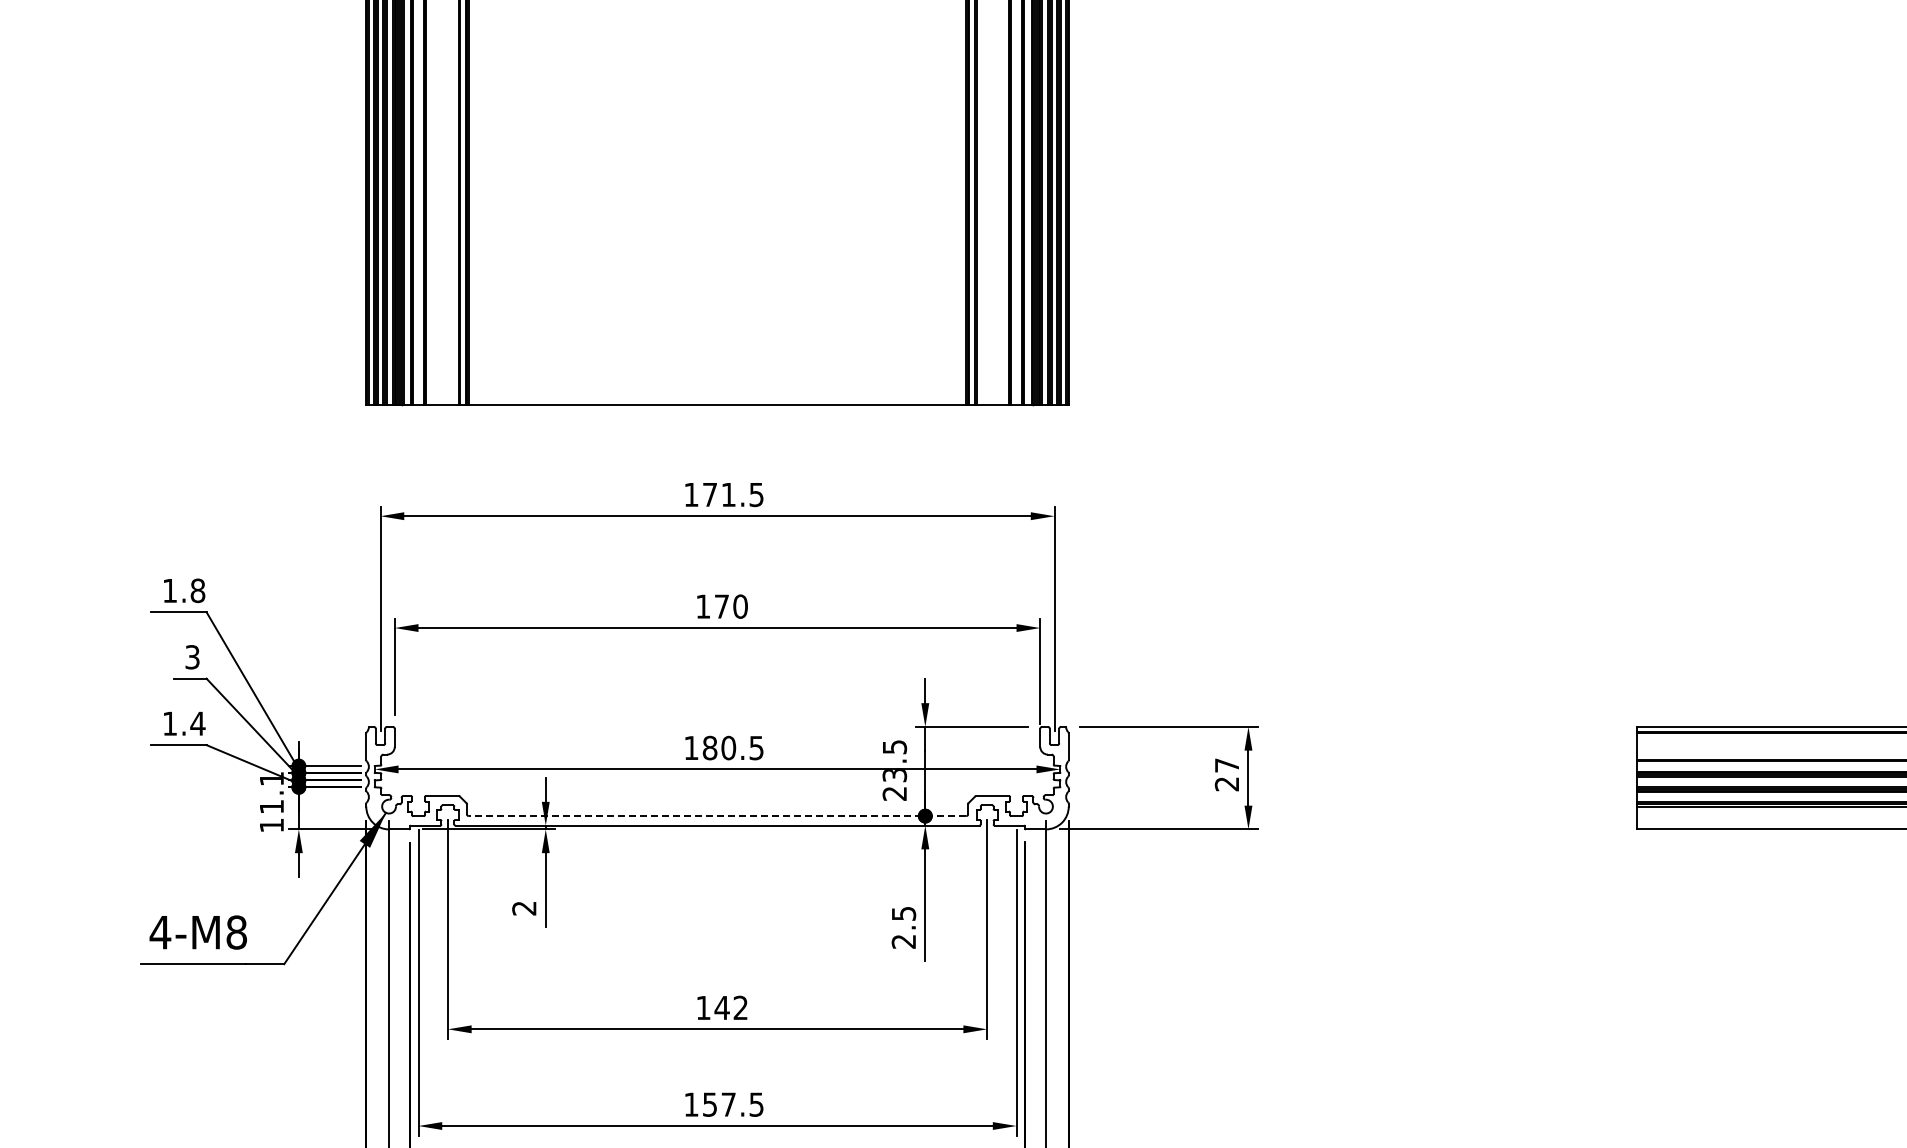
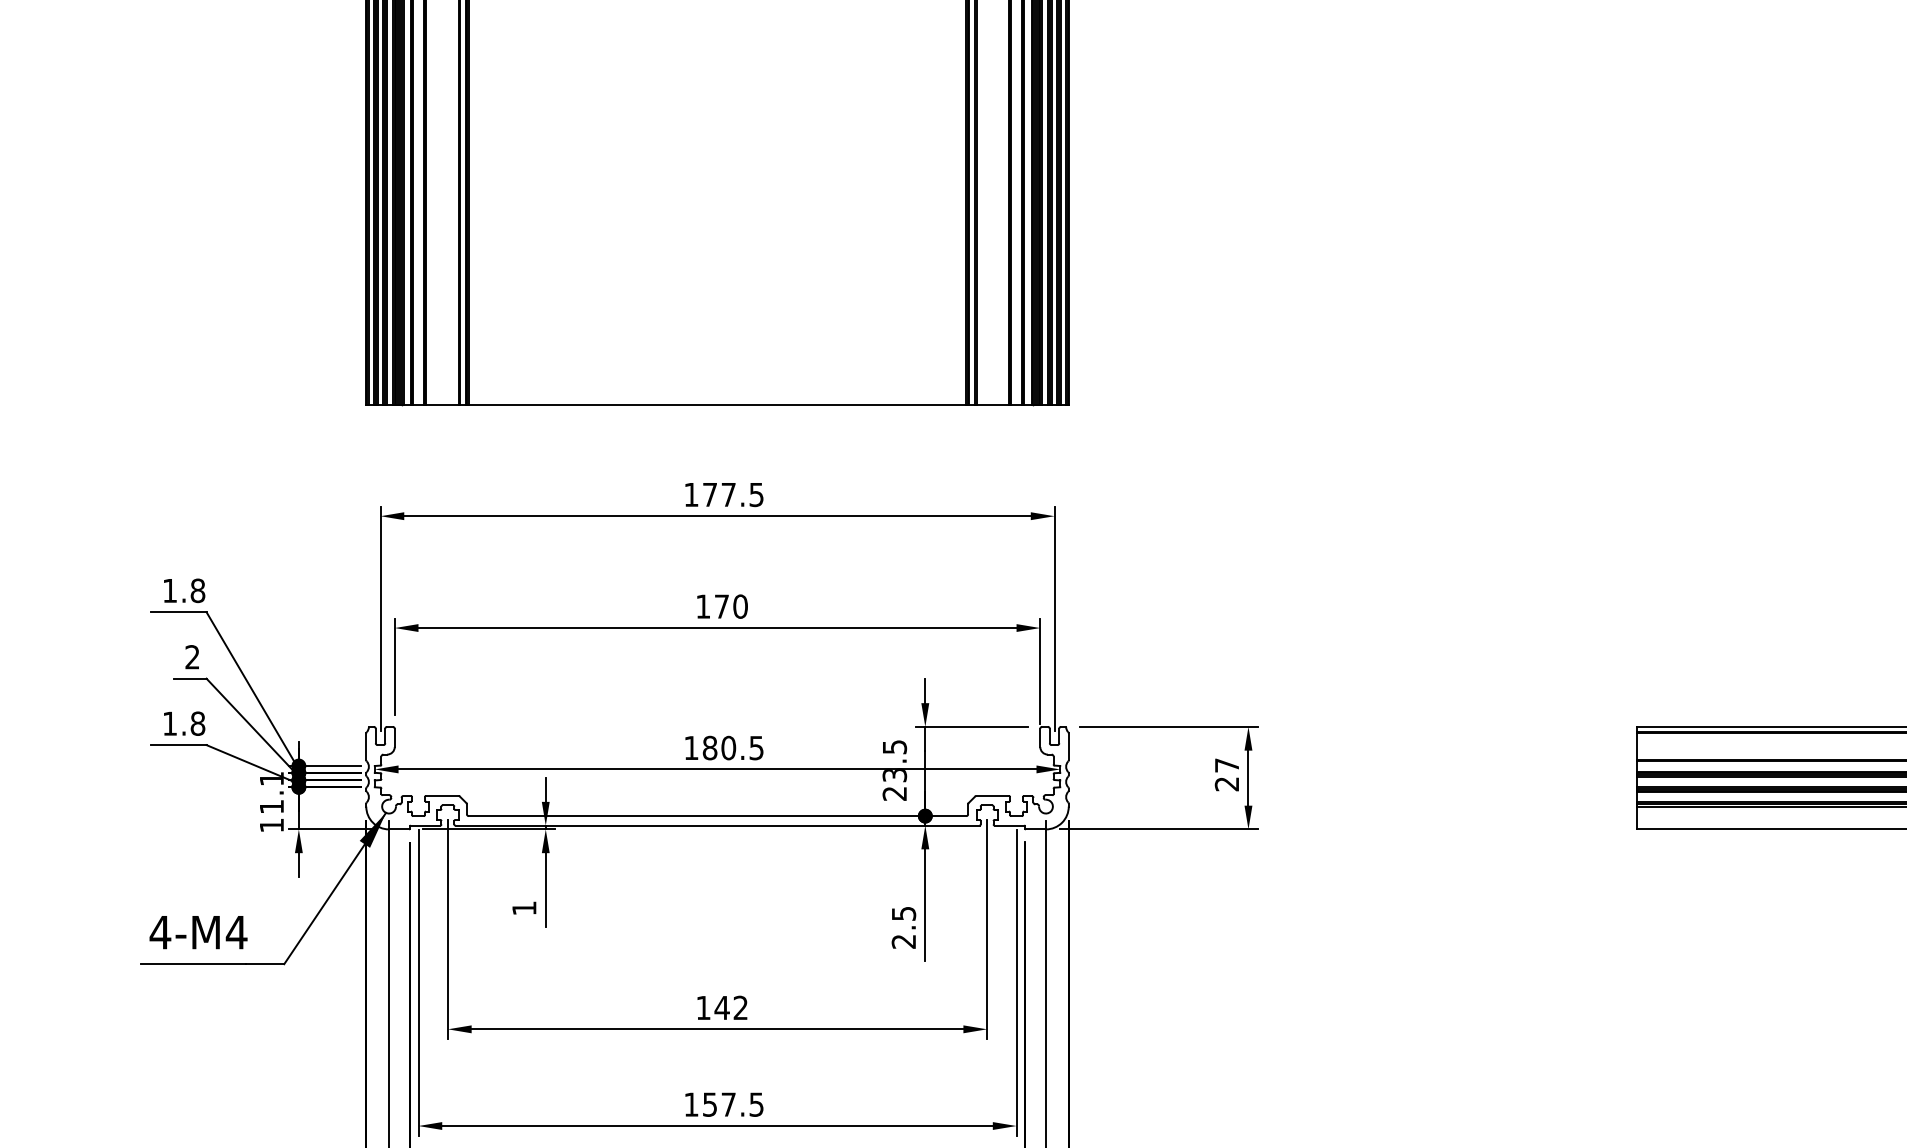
text: 171.5 -> 177.5 (728, 494)
text: 3 -> 2 (192, 657)
text: 1.4 -> 1.8 (197, 723)
line: dashed -> solid (717, 816)
text: 2 -> 1 (524, 908)
text: 4-M8 -> 4-M4 (236, 932)
